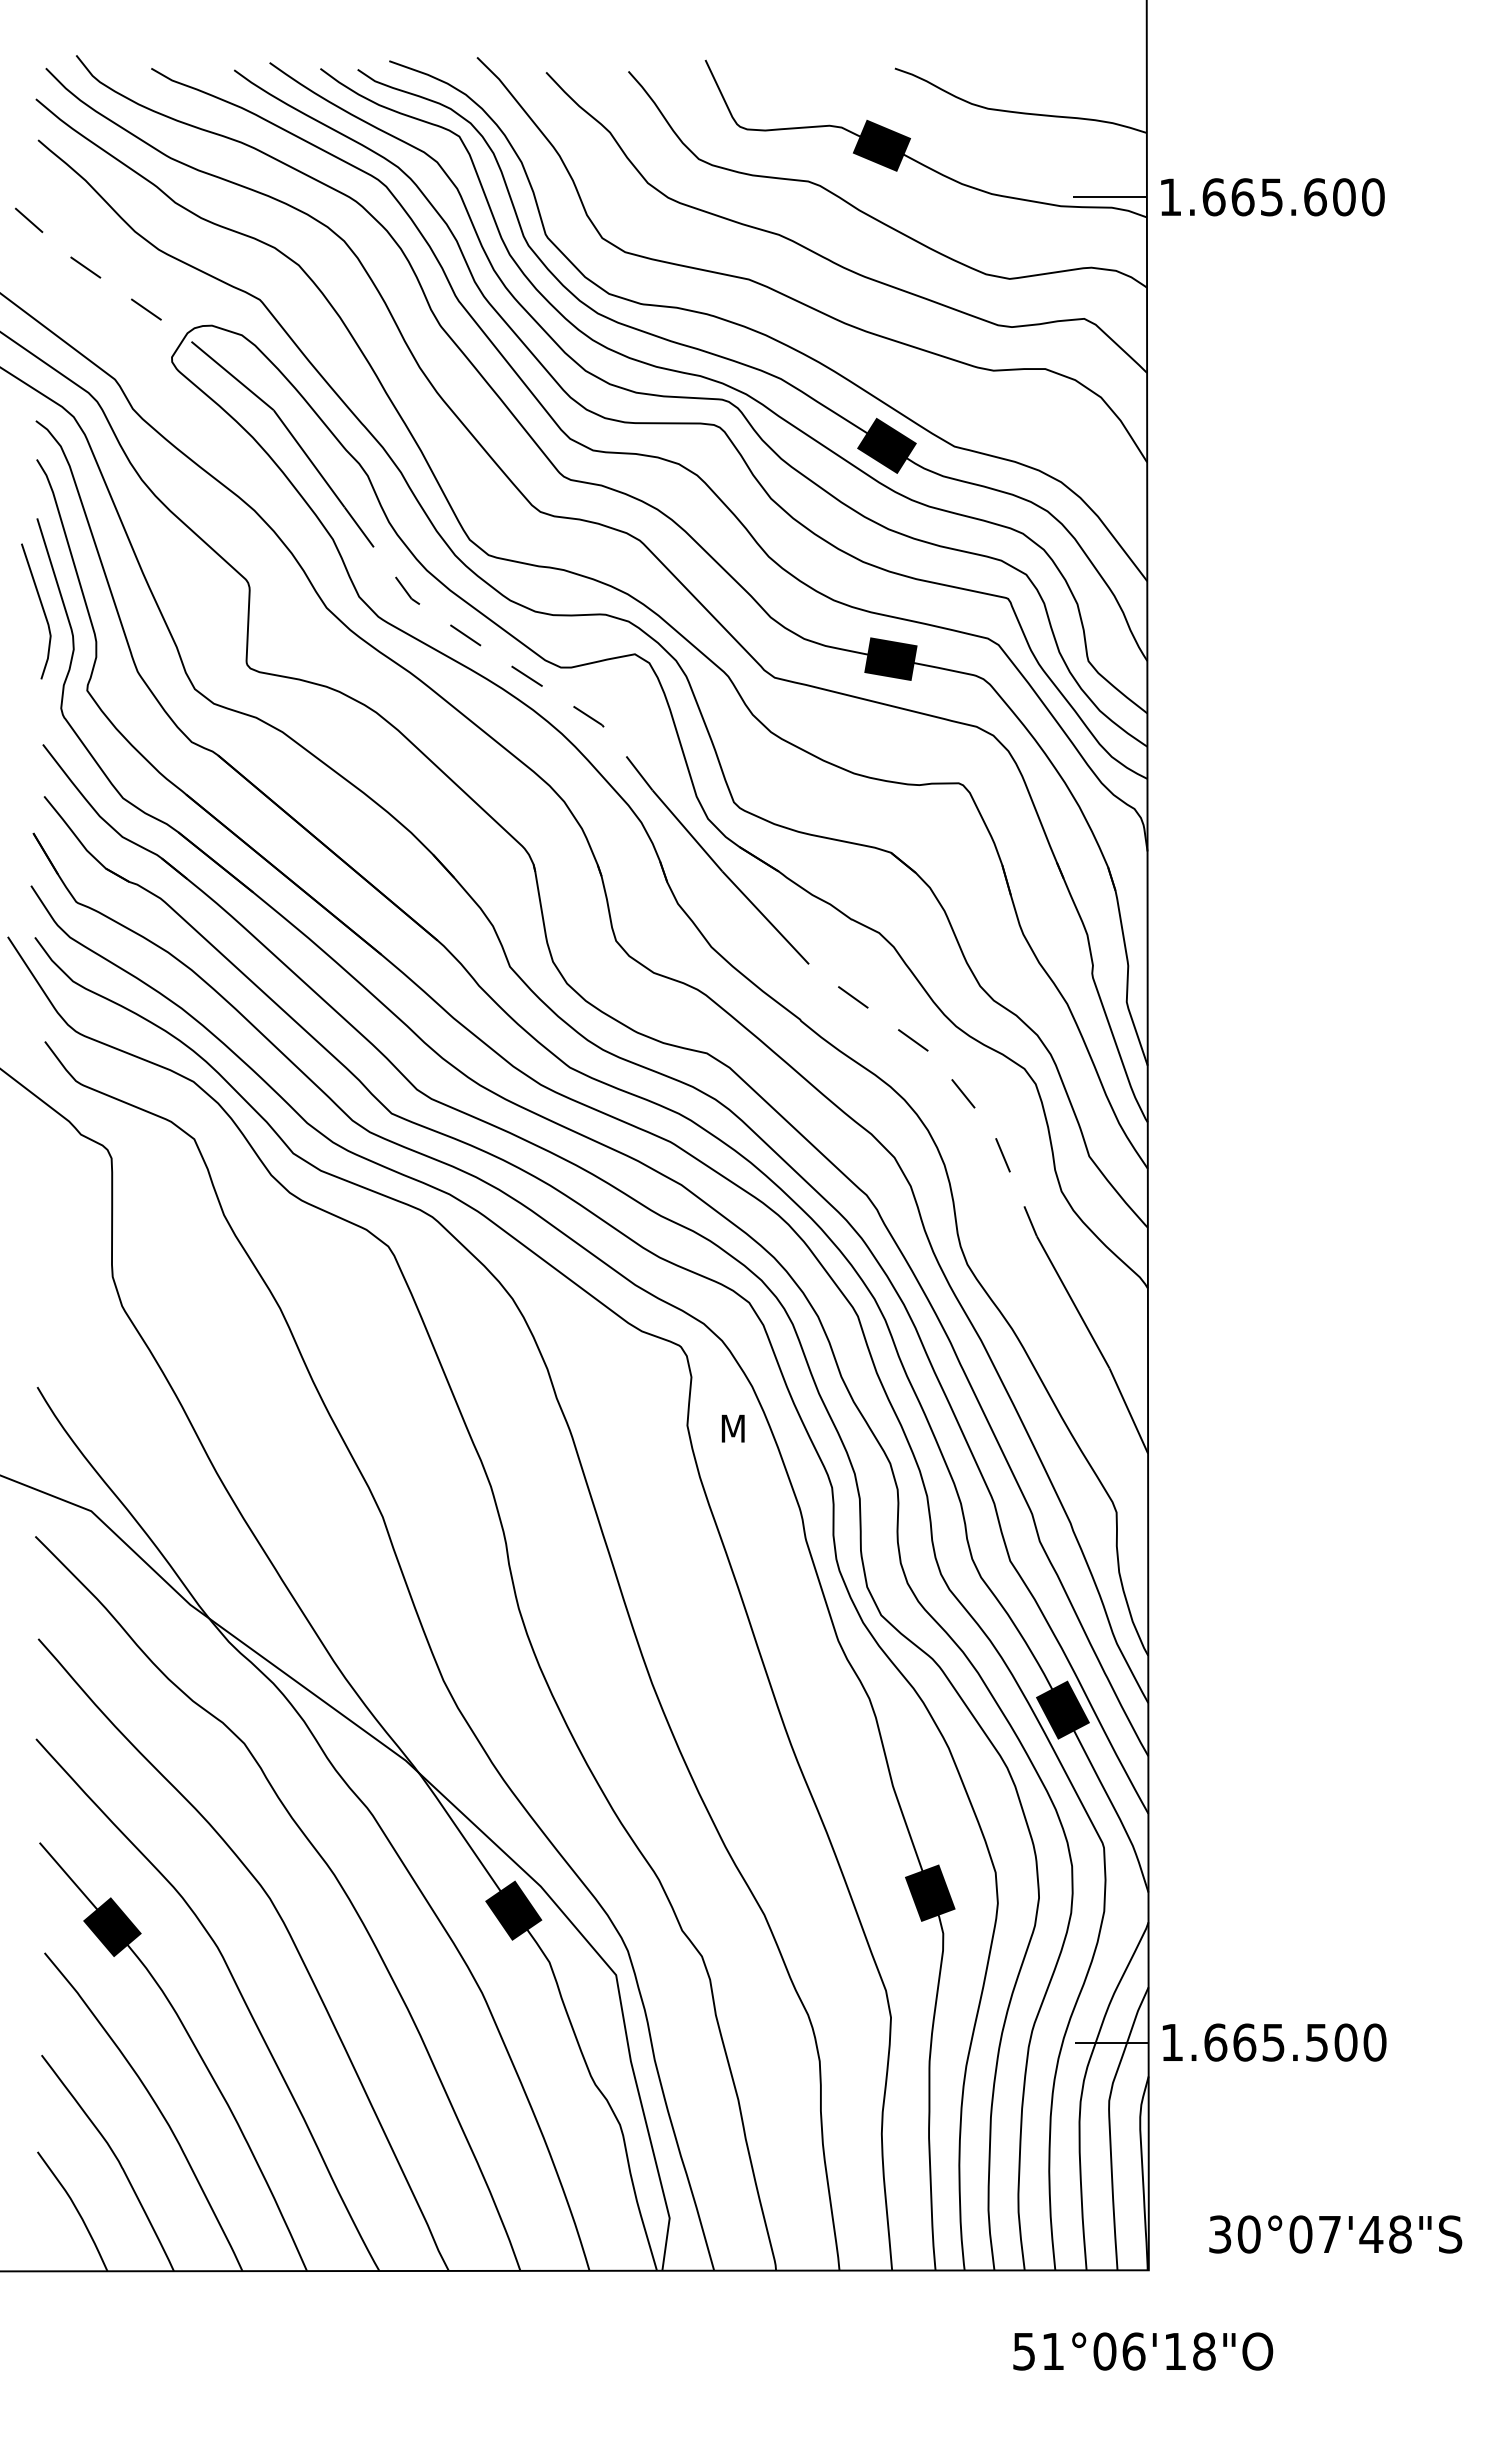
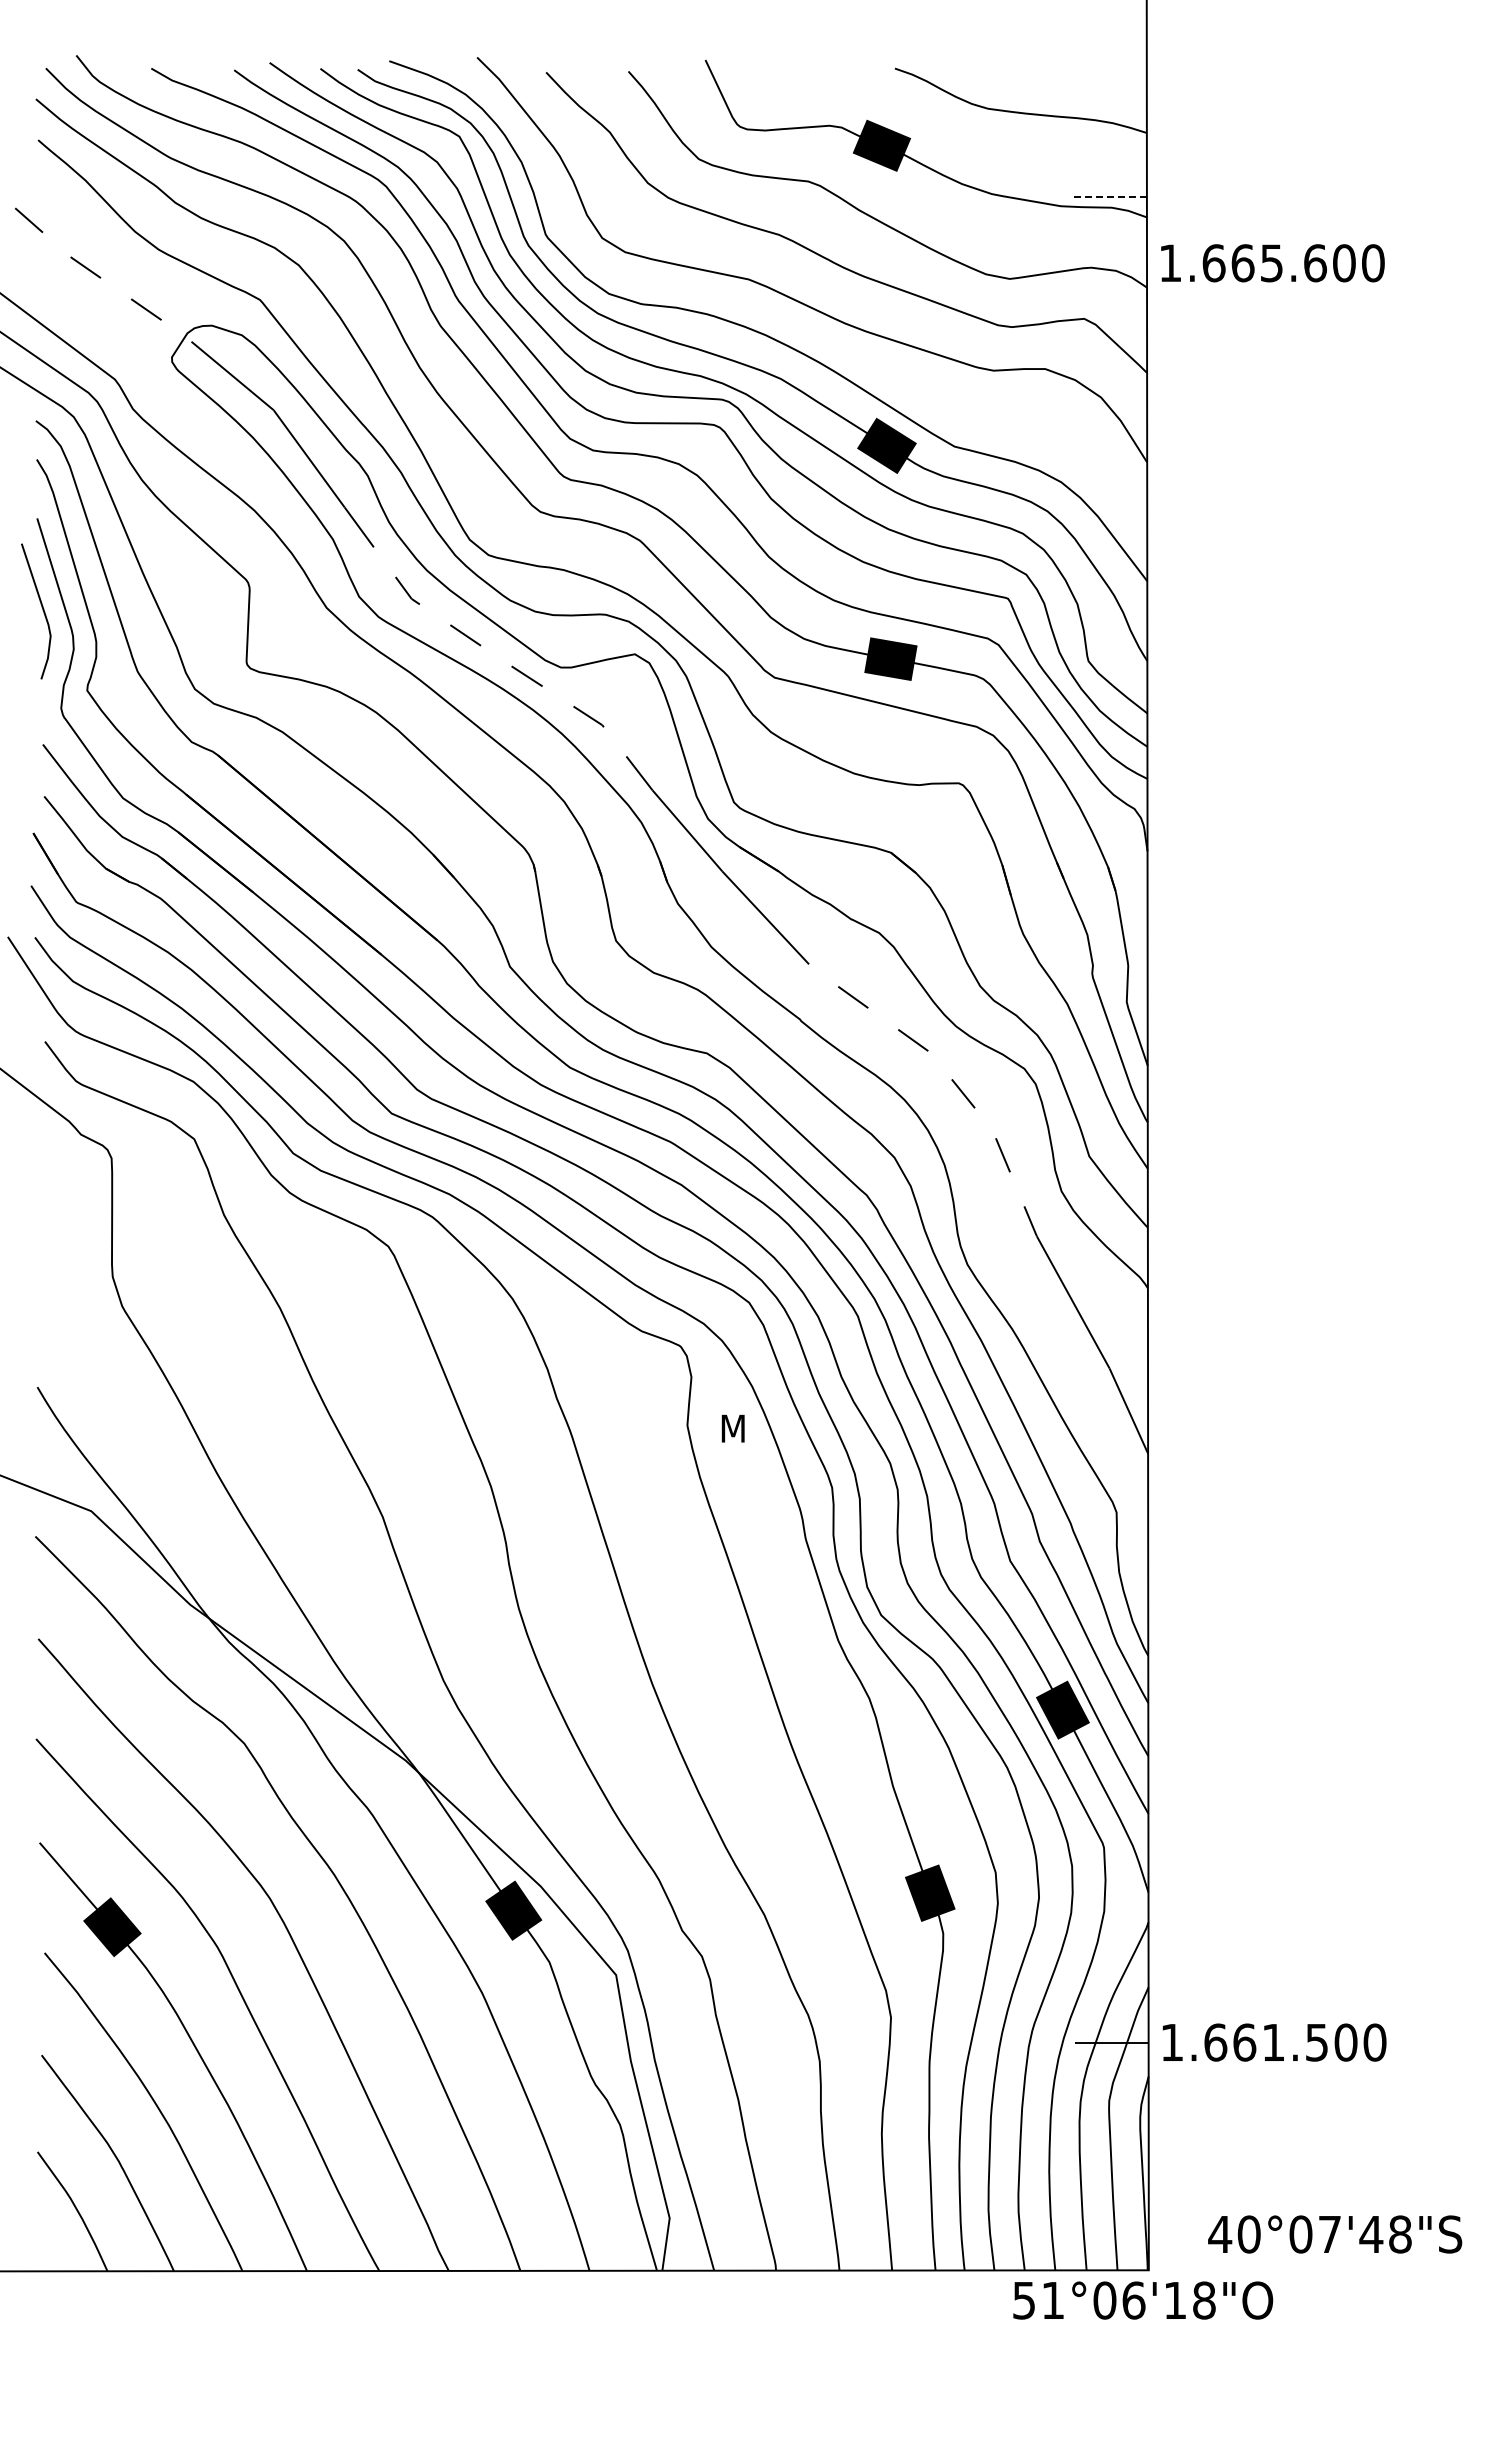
line: solid -> dashed (1110, 197)
text position: (1272, 197) -> (1272, 263) (1272, 263)
text: 1.665.500 -> 1.661.500 (1273, 2042)
text: 30°07'48"S -> 40°07'48"S (1220, 2234)
text position: (1143, 2351) -> (1143, 2300) (1143, 2300)
